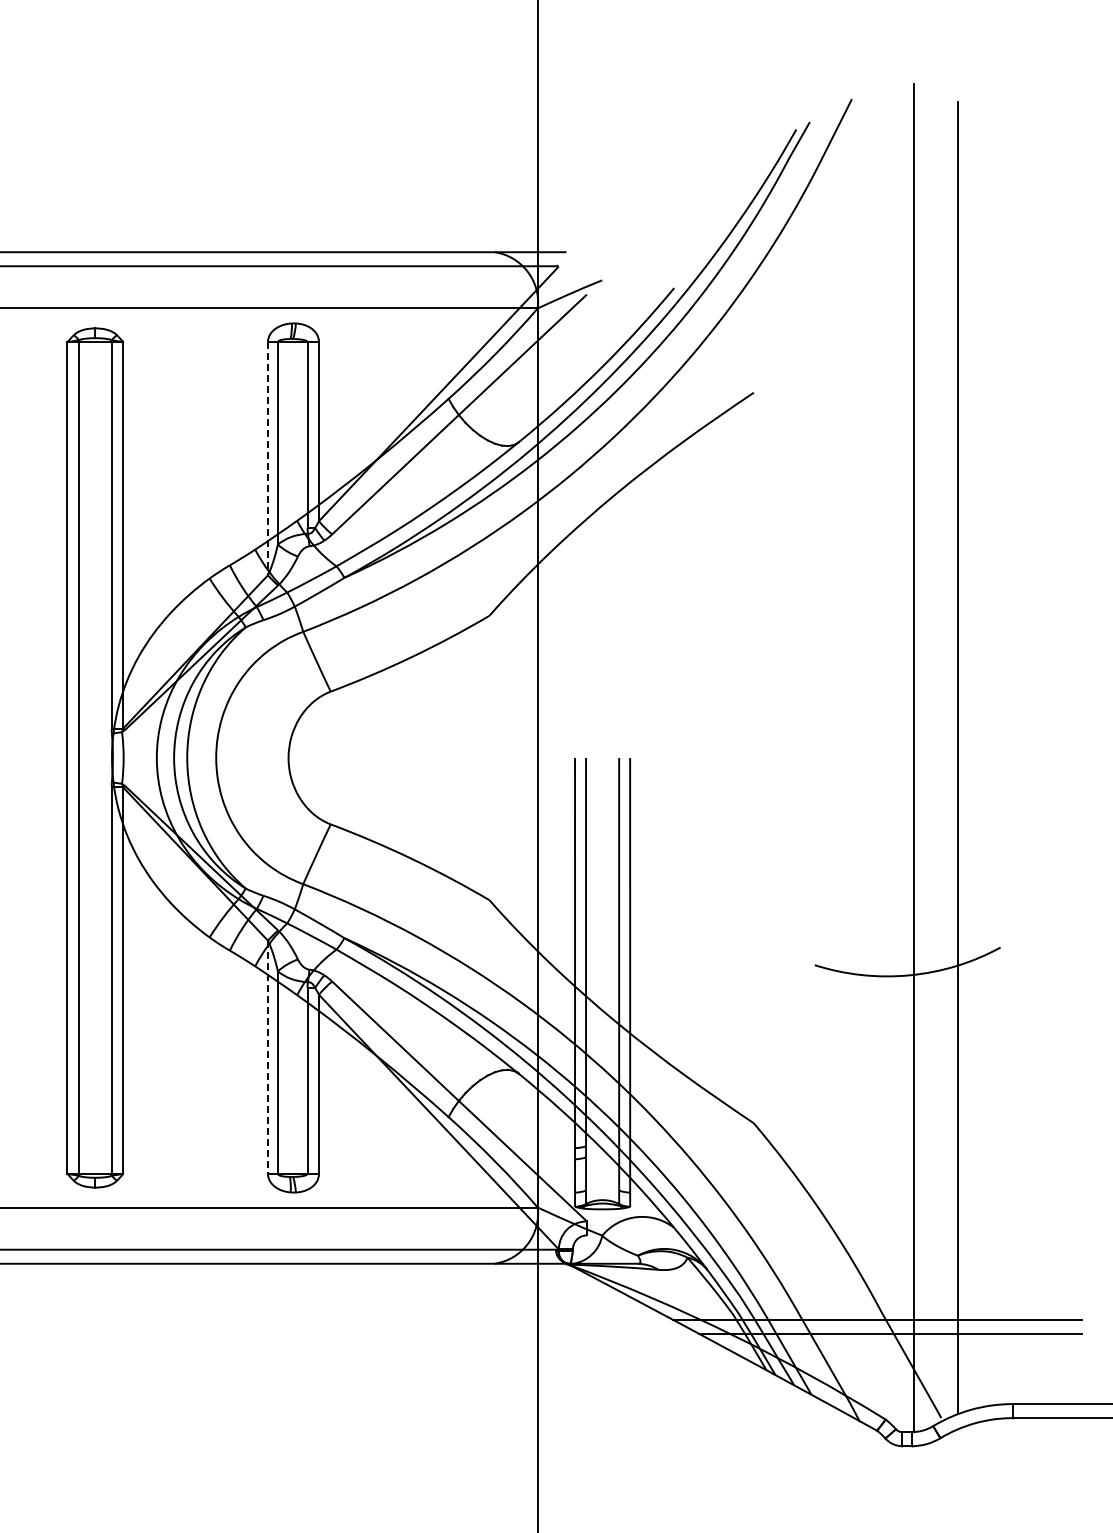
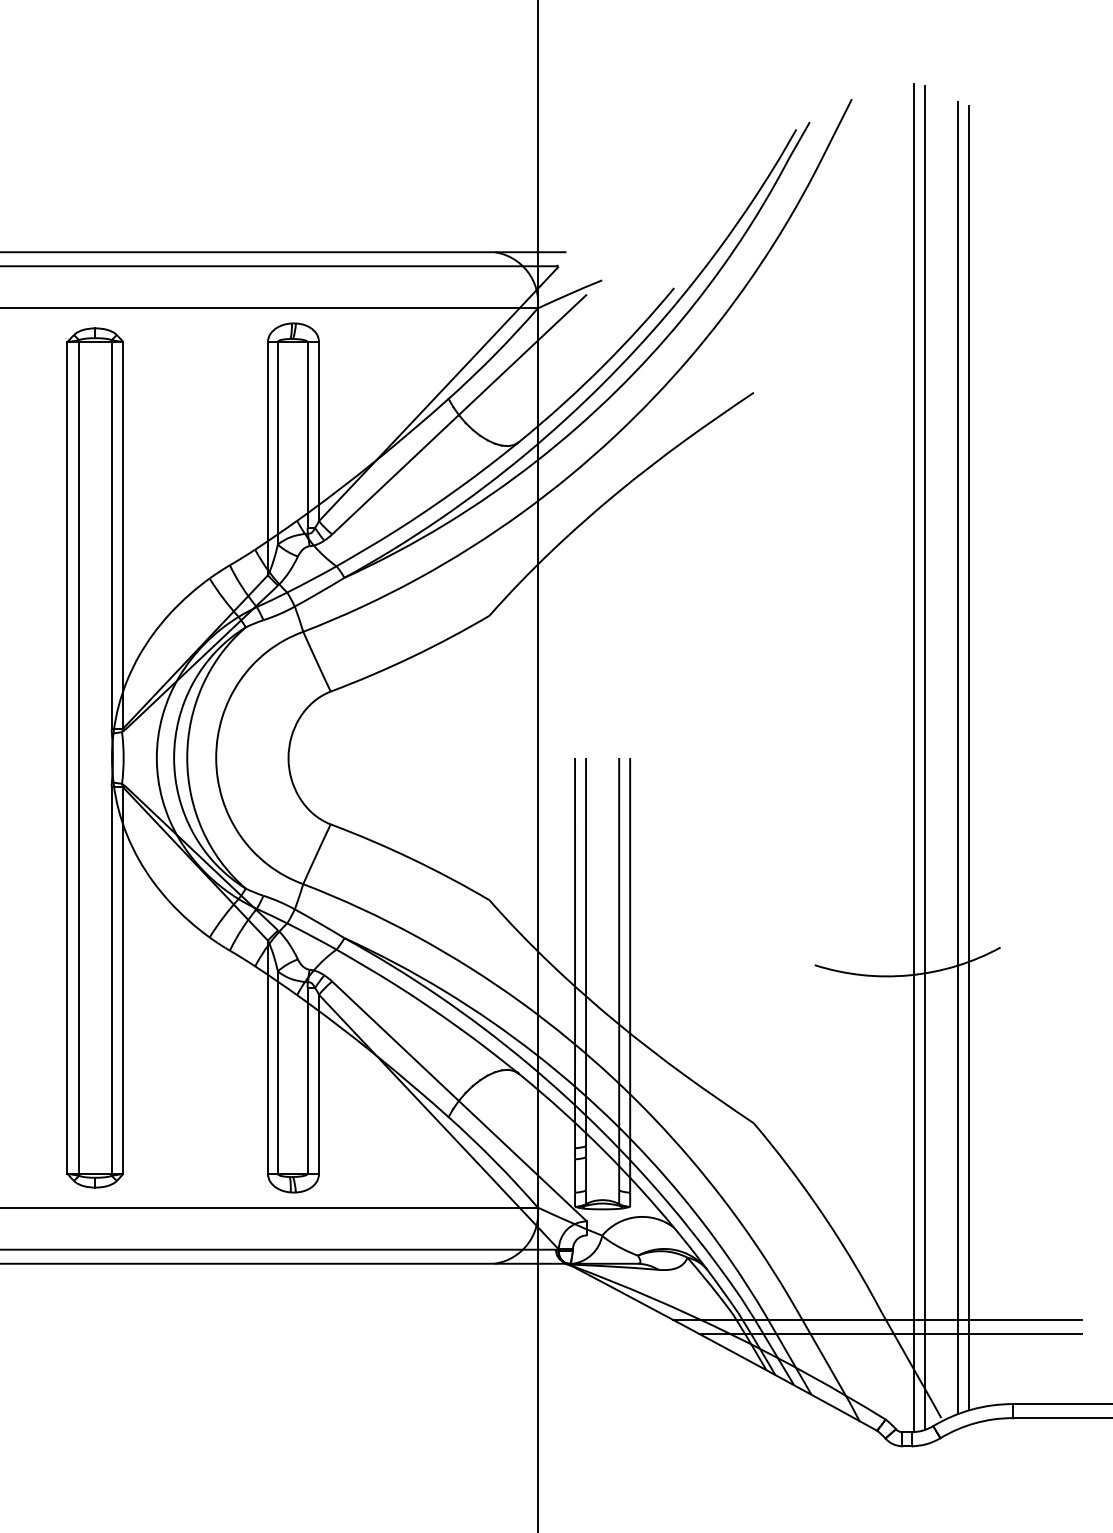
line: dashed -> solid (267, 458)
line: none -> present (925, 757)
line: none -> present (969, 757)
line: dashed -> solid (267, 1057)
